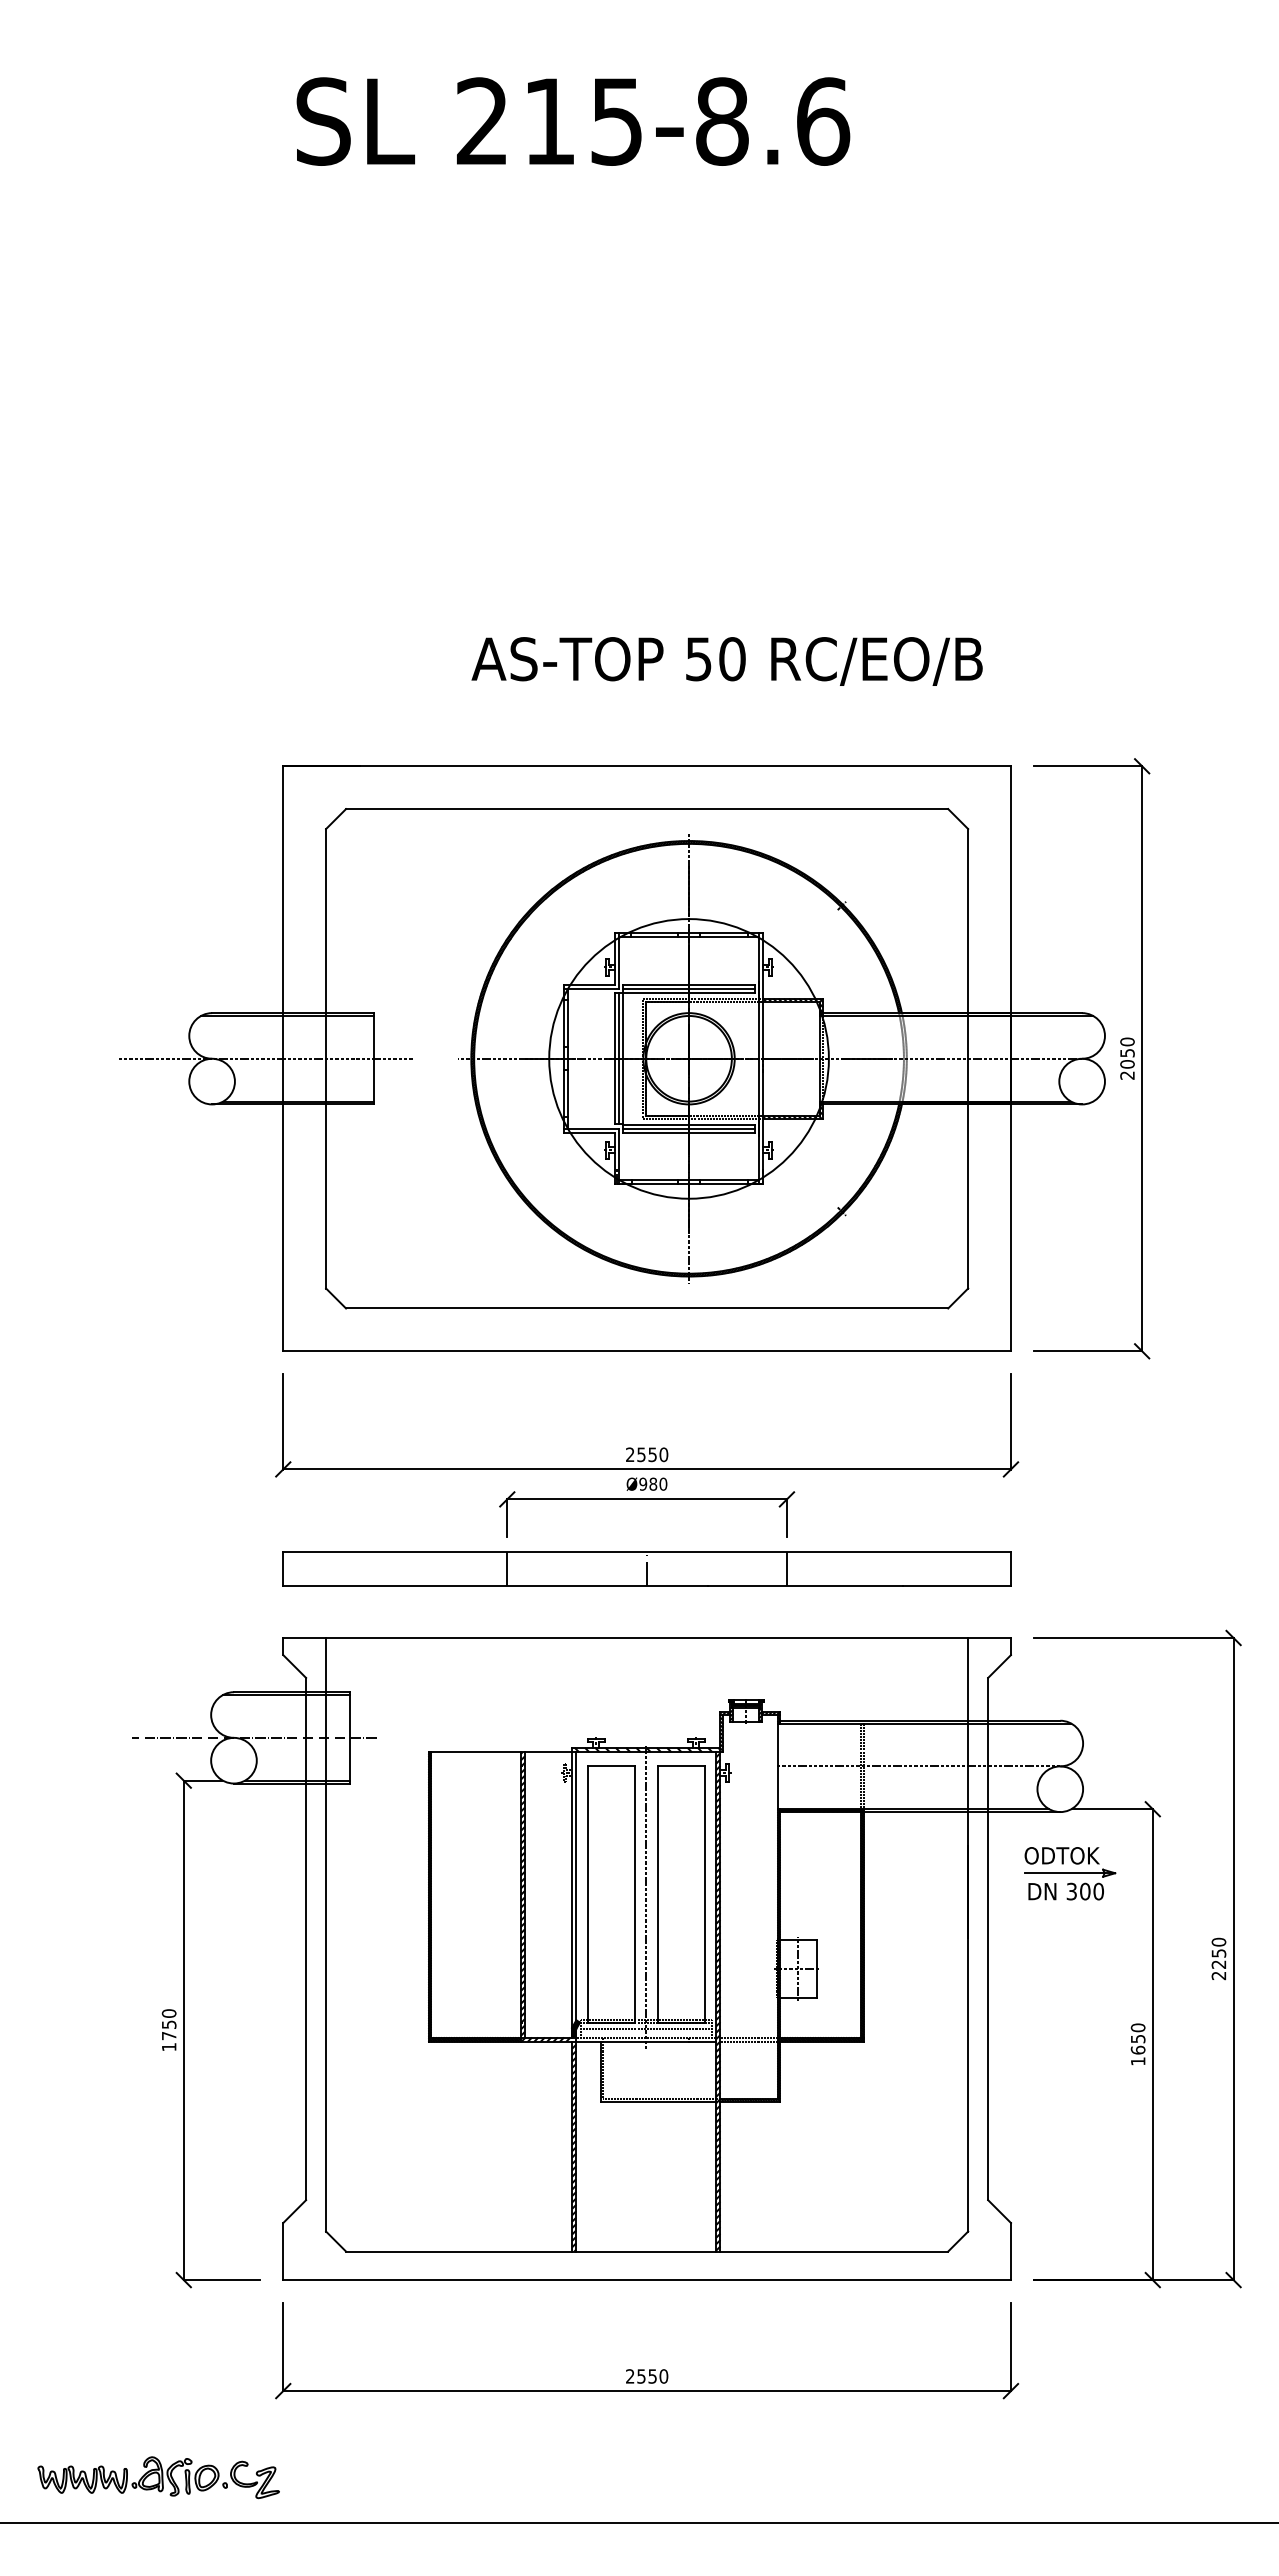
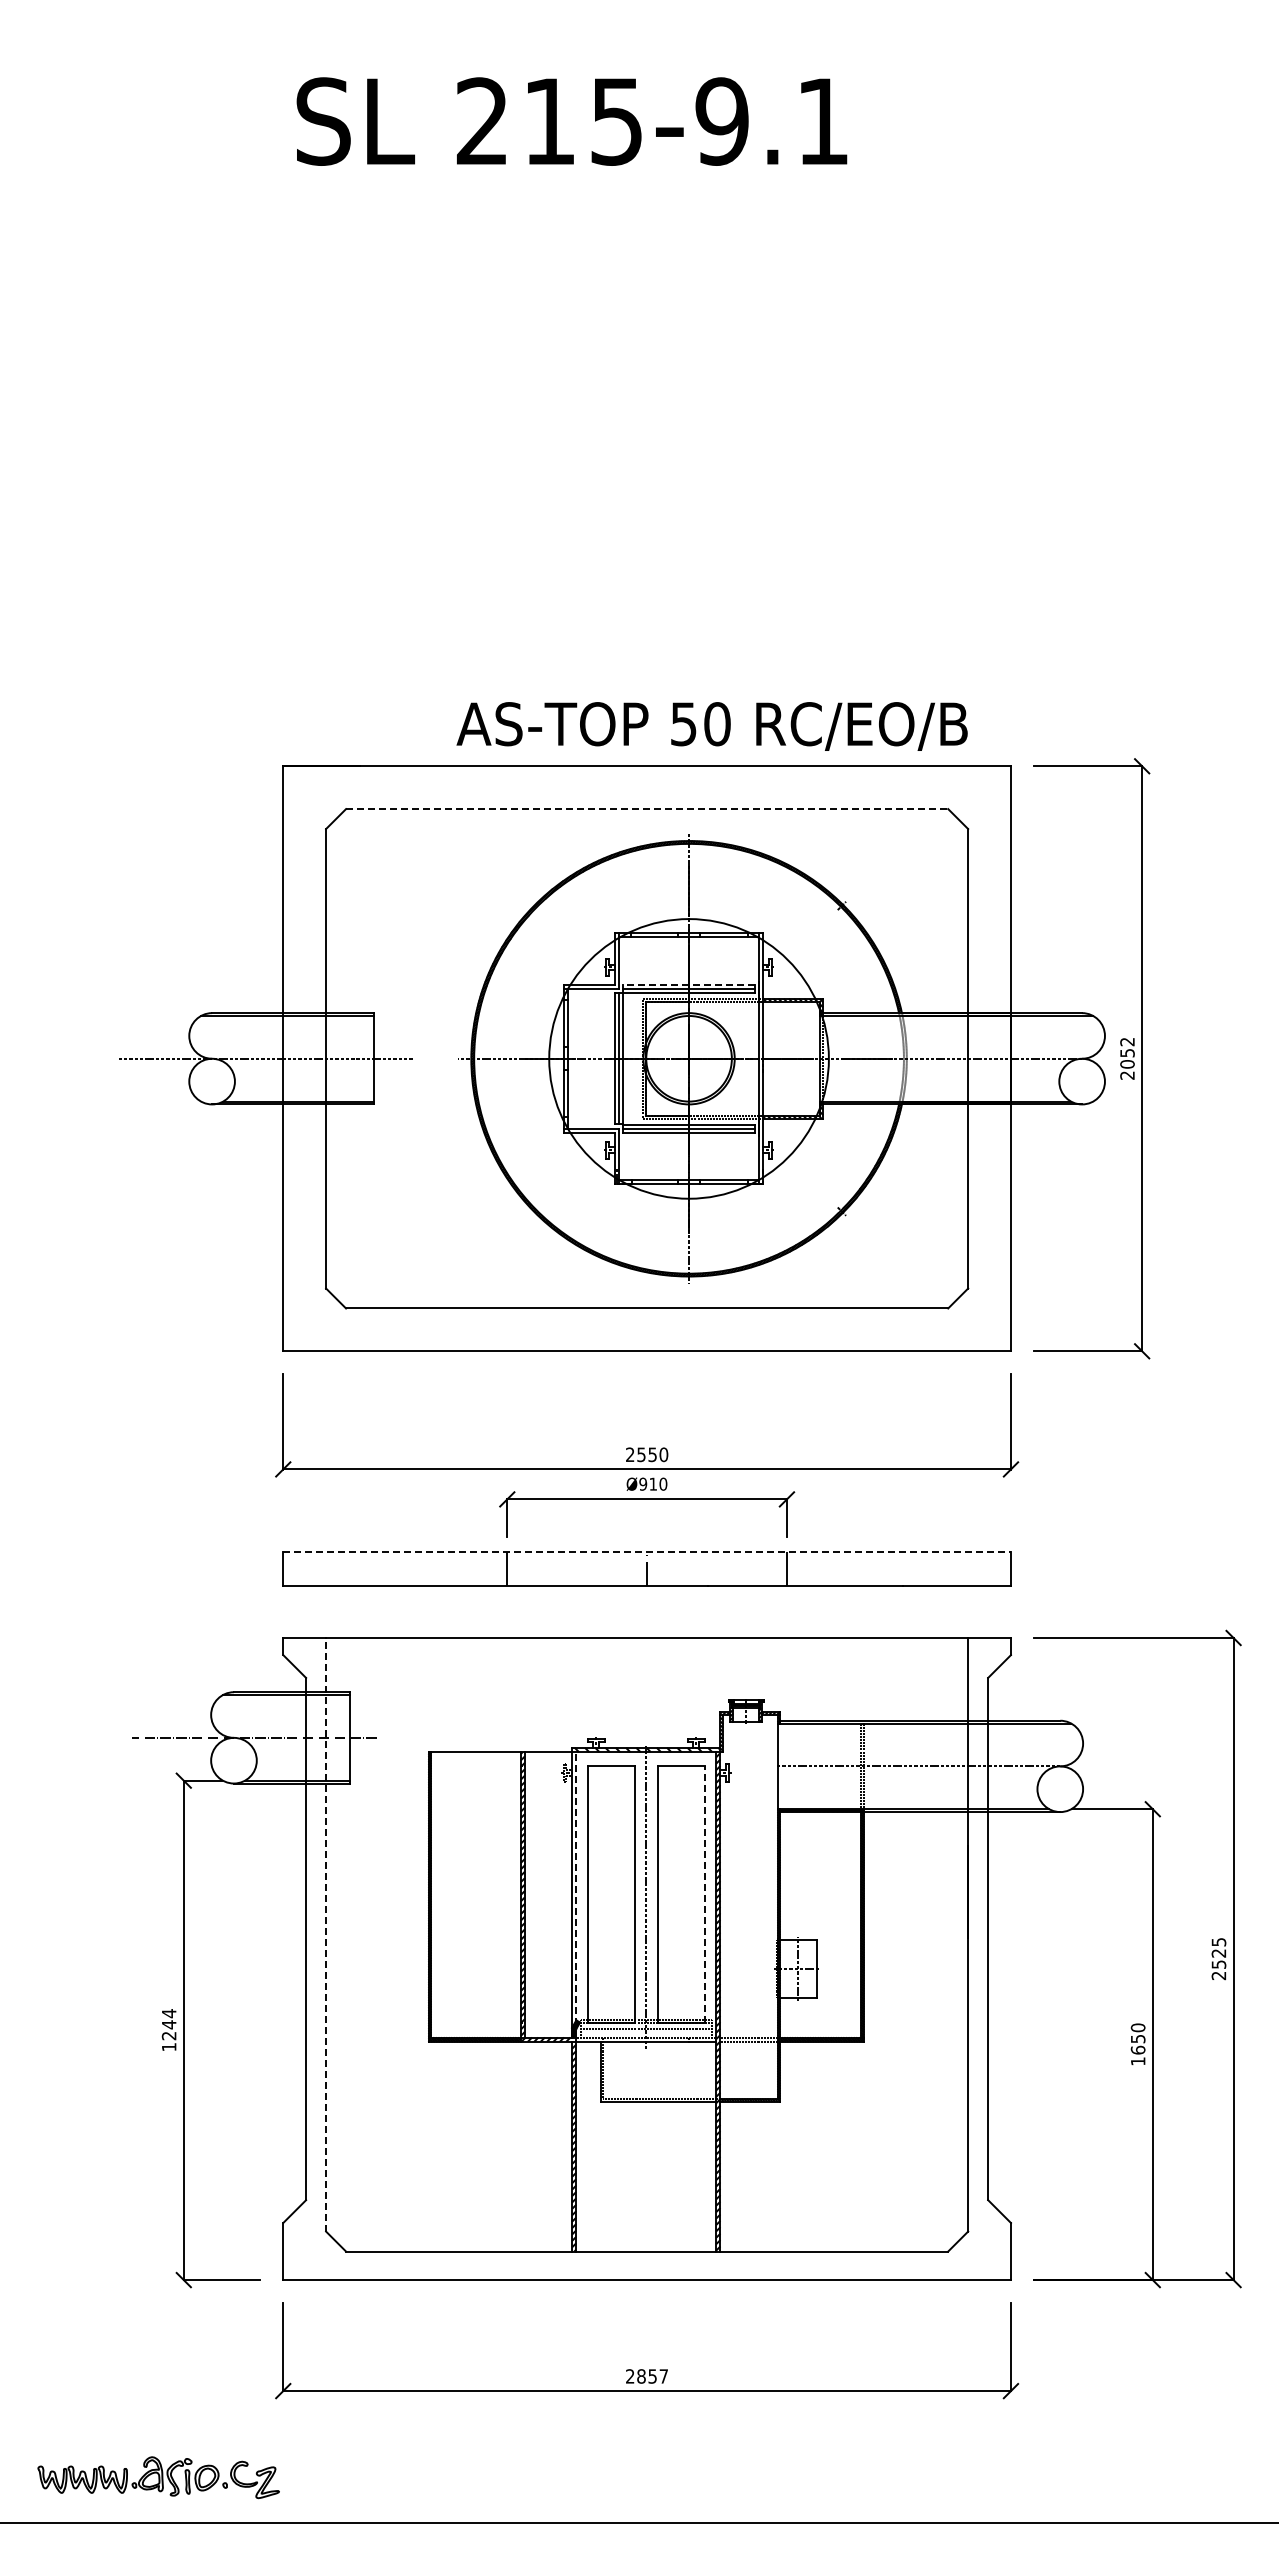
text: 215-8.6 -> 215-9.1 (772, 121)
text position: (726, 661) -> (711, 726) (711, 726)
line: solid -> dashed (647, 809)
line: solid -> dashed (689, 984)
text: 2050 -> 2052 (1127, 1041)
text: Ø980 -> Ø910 (653, 1483)
line: solid -> dashed (647, 1551)
part: present -> none (1070, 1873)
line: solid -> dashed (576, 1887)
line: solid -> dashed (704, 1894)
line: solid -> dashed (326, 1934)
text: 2250 -> 2525 (1218, 1952)
text: 1750 -> 1244 (168, 2024)
text: 2550 -> 2857 (652, 2376)
